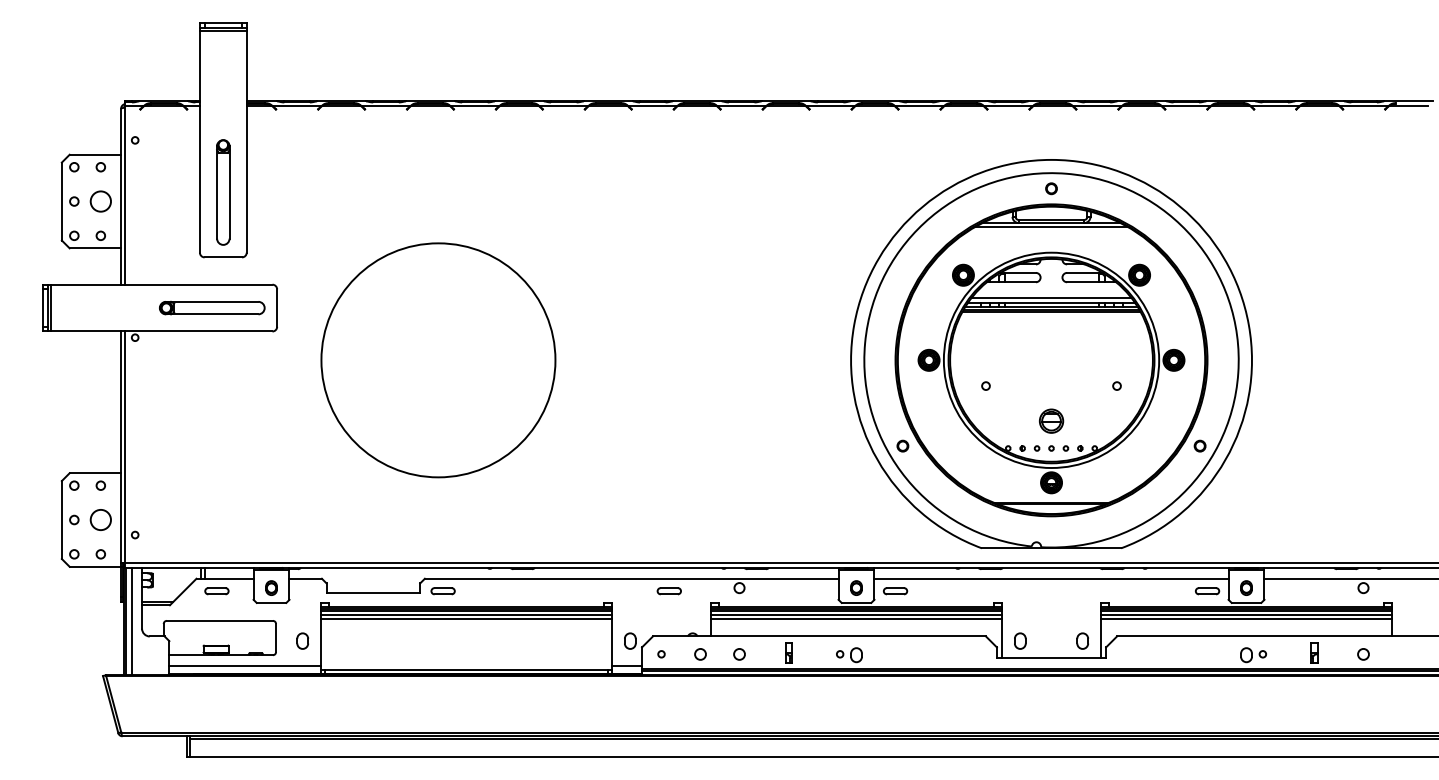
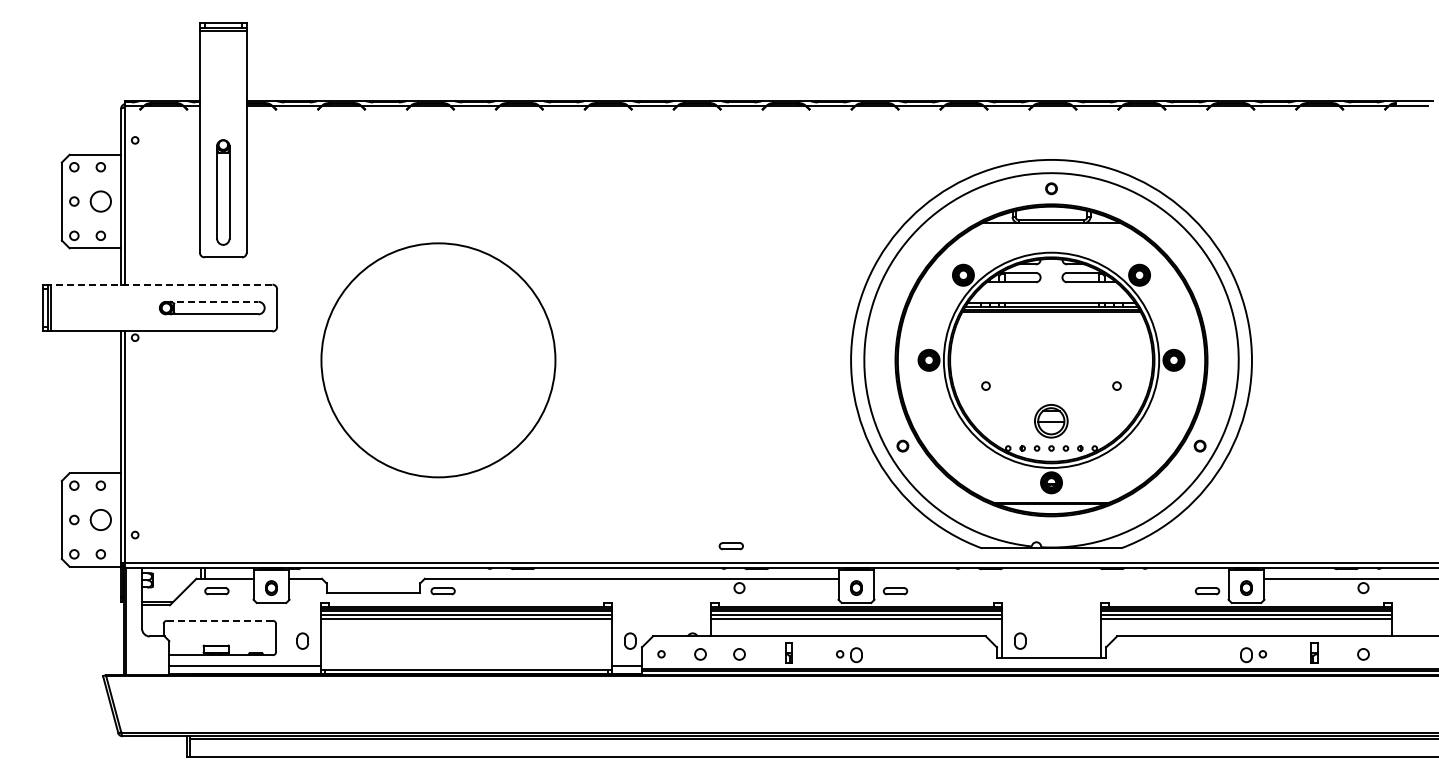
line: present -> none (1051, 227)
line: solid -> dashed (161, 284)
line: present -> none (1051, 297)
line: solid -> dashed (212, 301)
part size: 26x26 px -> 35x35 px (1051, 421)
line: present -> none (1051, 578)
part position: (668, 591) -> (730, 546) (730, 546)
line: solid -> dashed (220, 620)
line: present -> none (131, 621)
part: present -> none (1082, 640)
